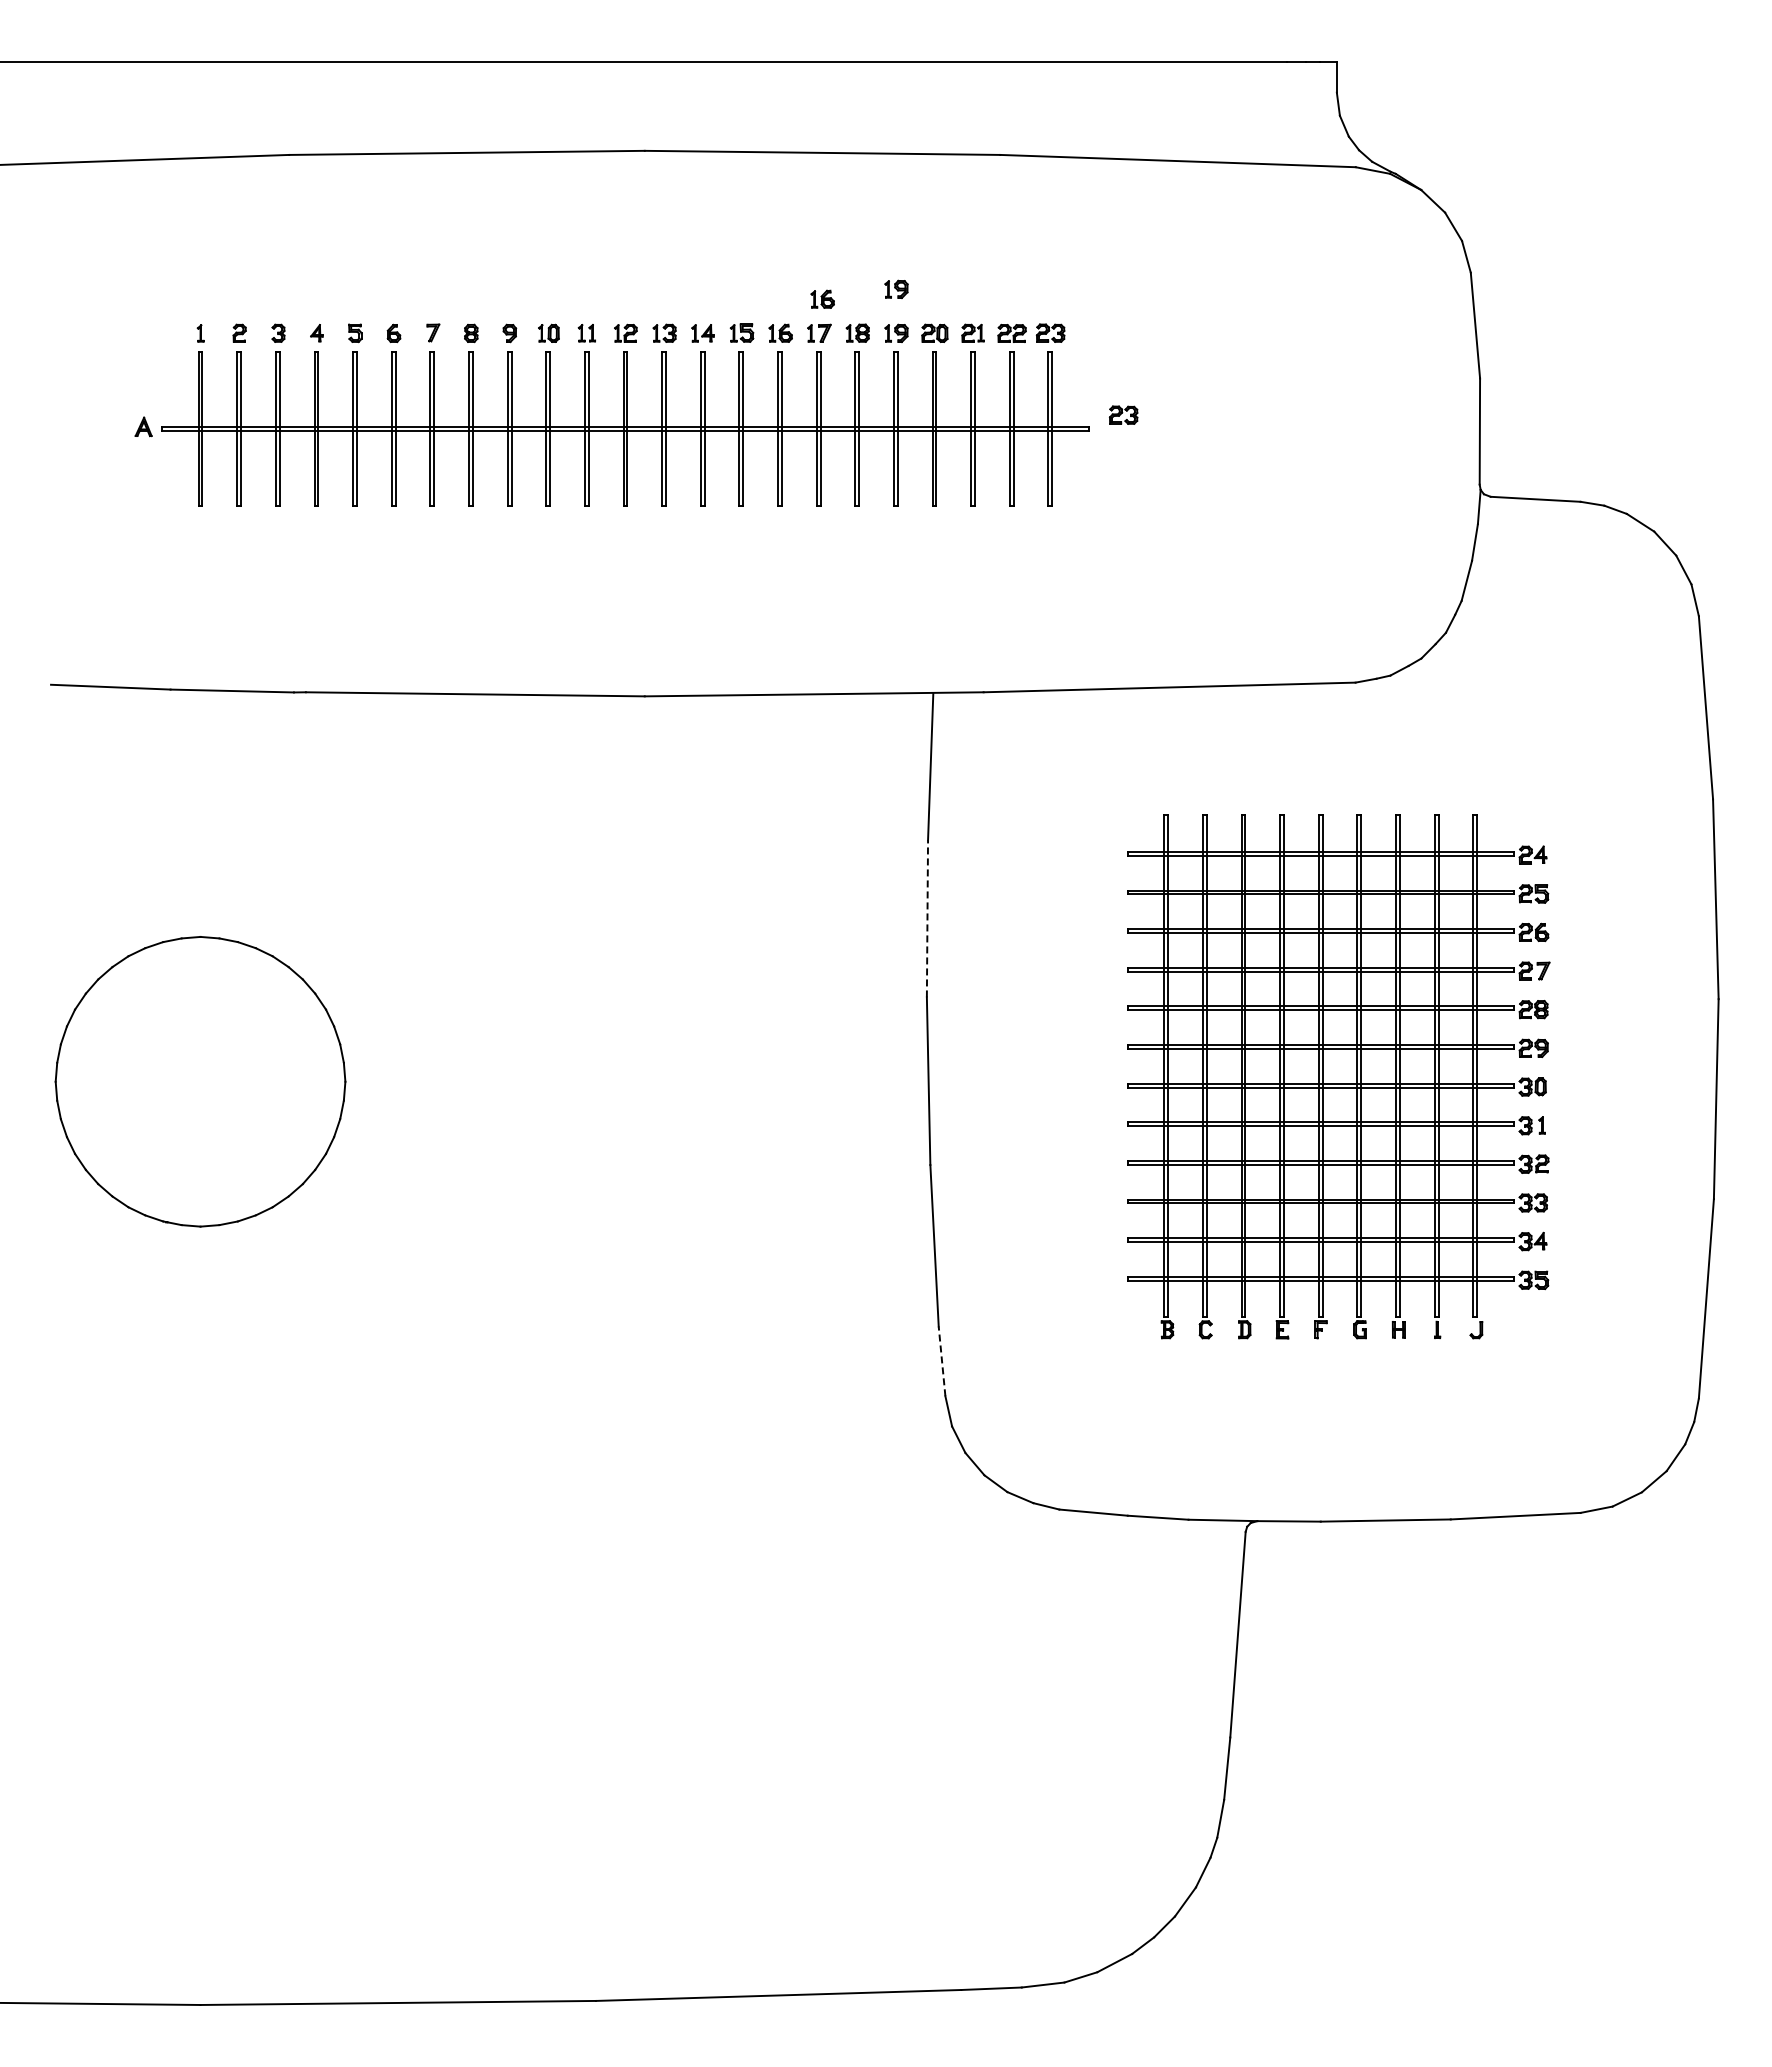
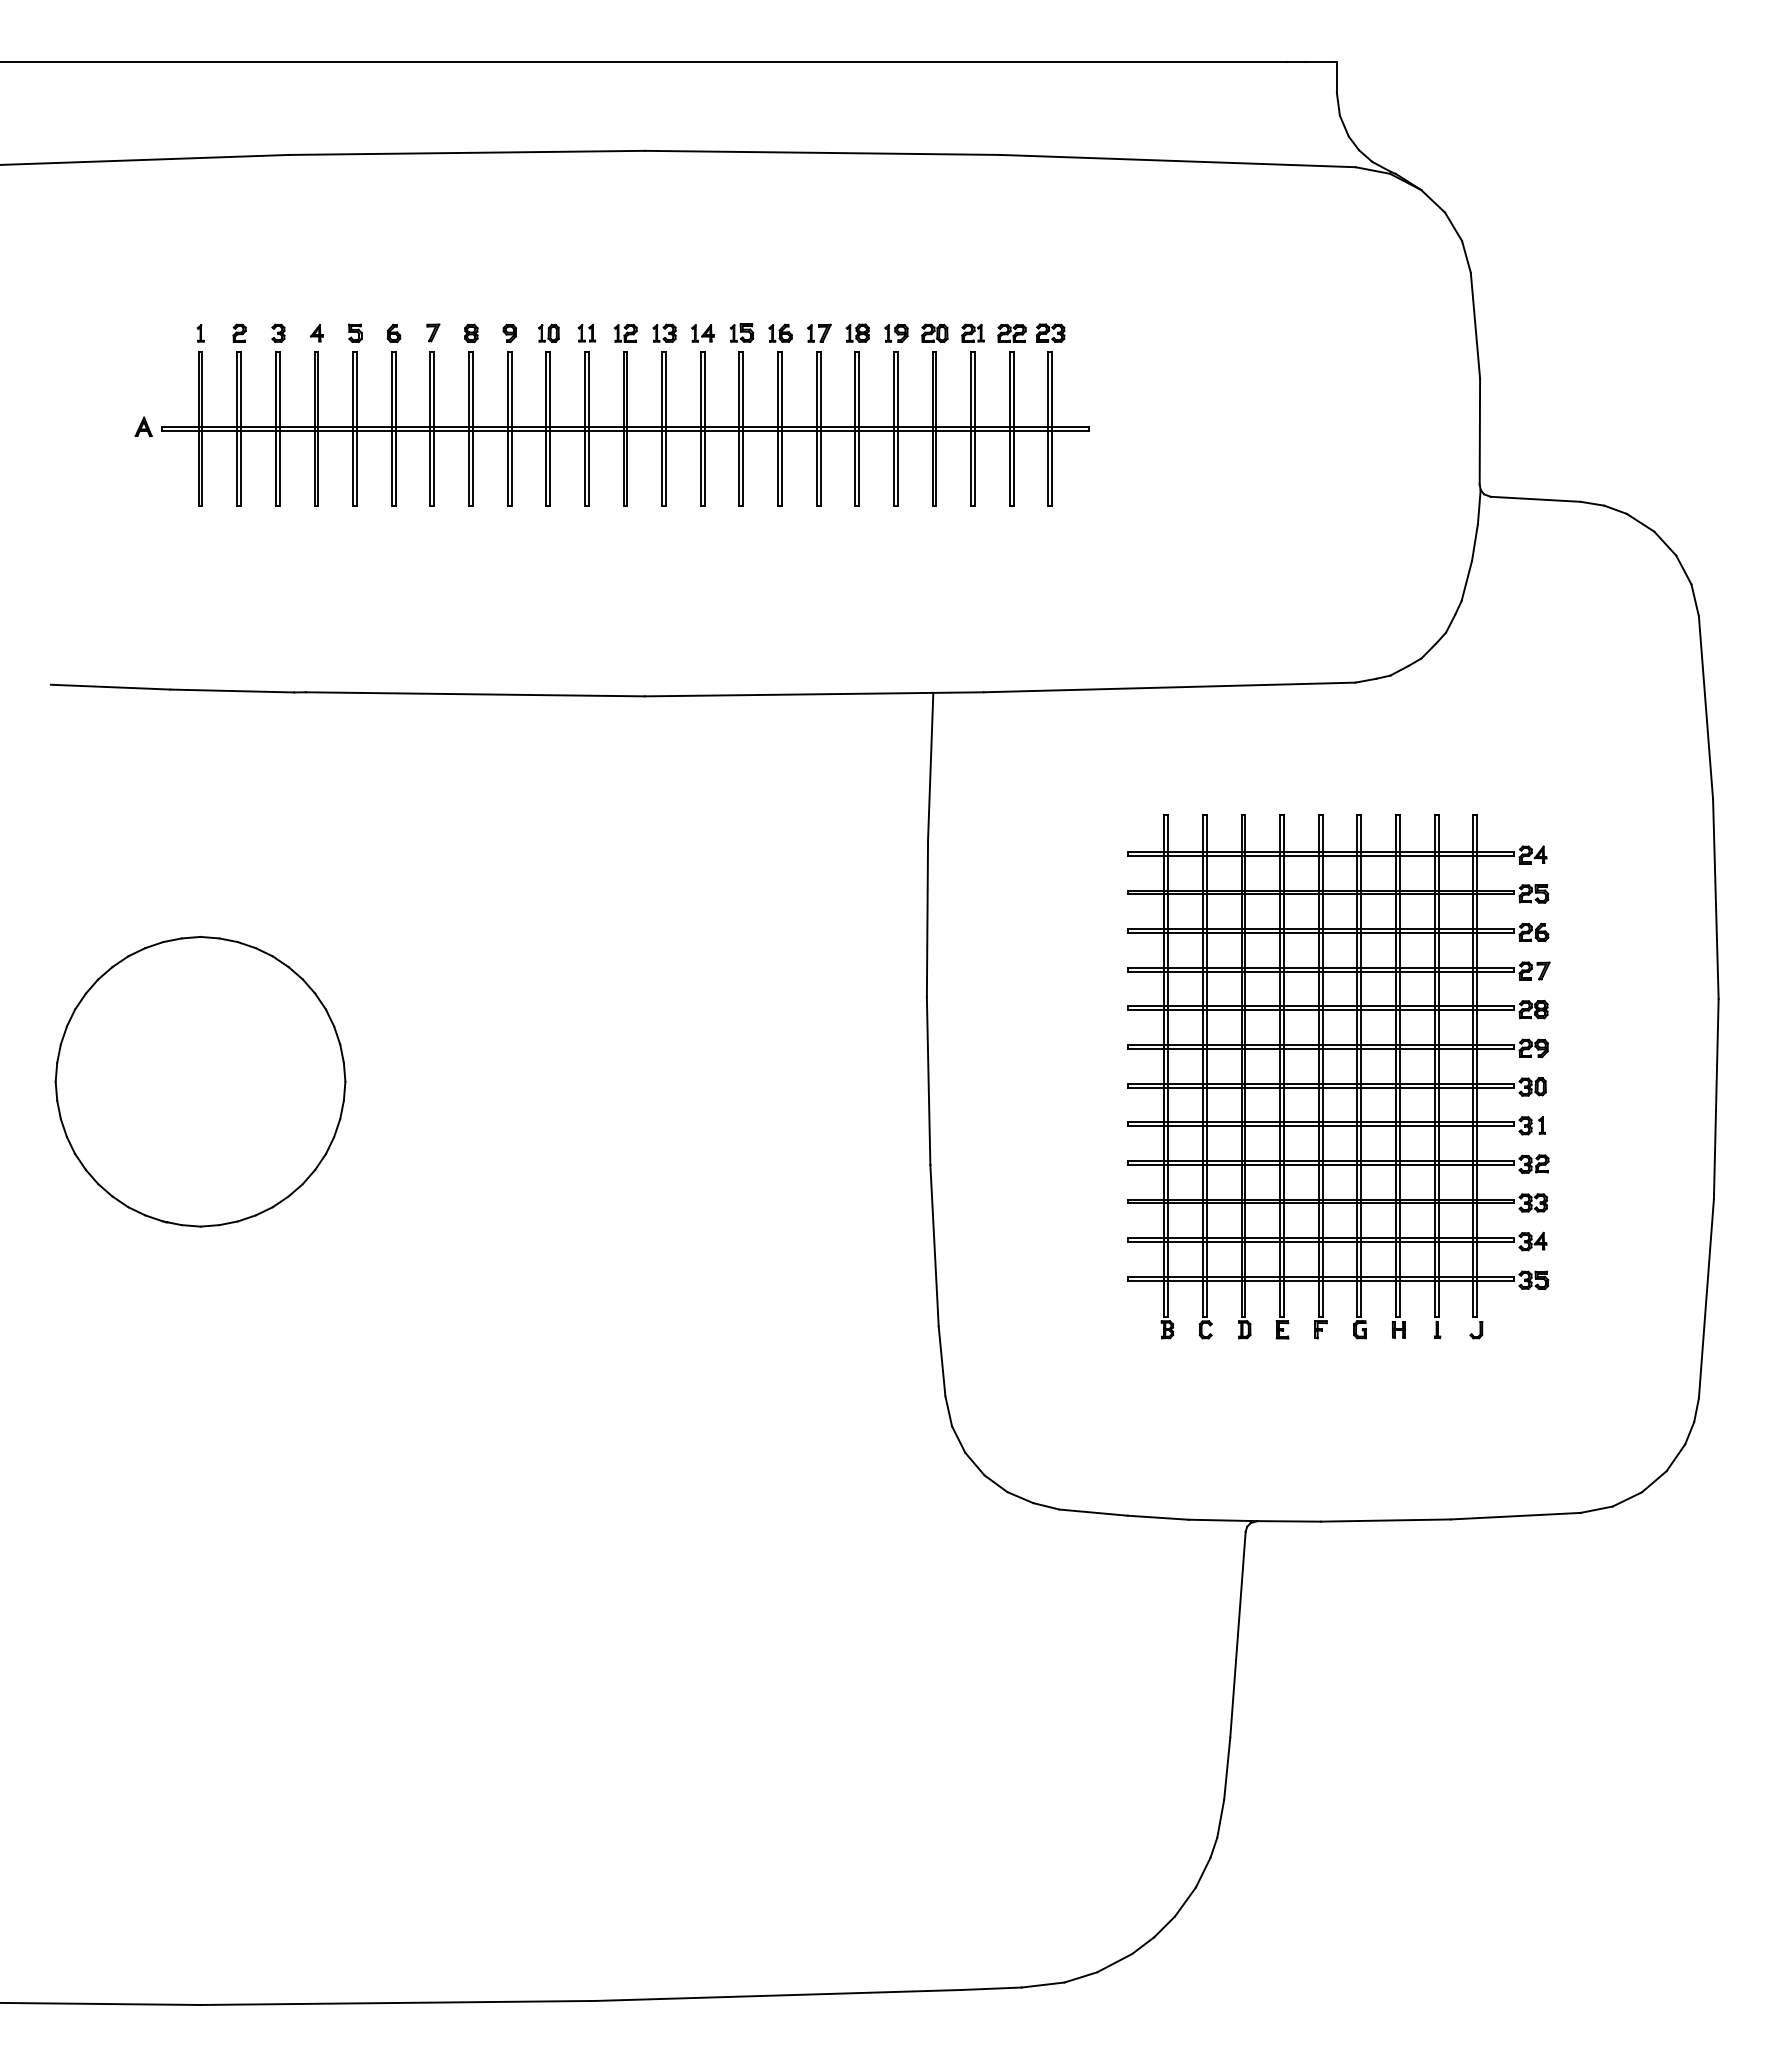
part: present -> none (896, 288)
part: present -> none (822, 298)
part: present -> none (1123, 414)
line: dashed -> solid (927, 918)
line: dashed -> solid (942, 1360)
